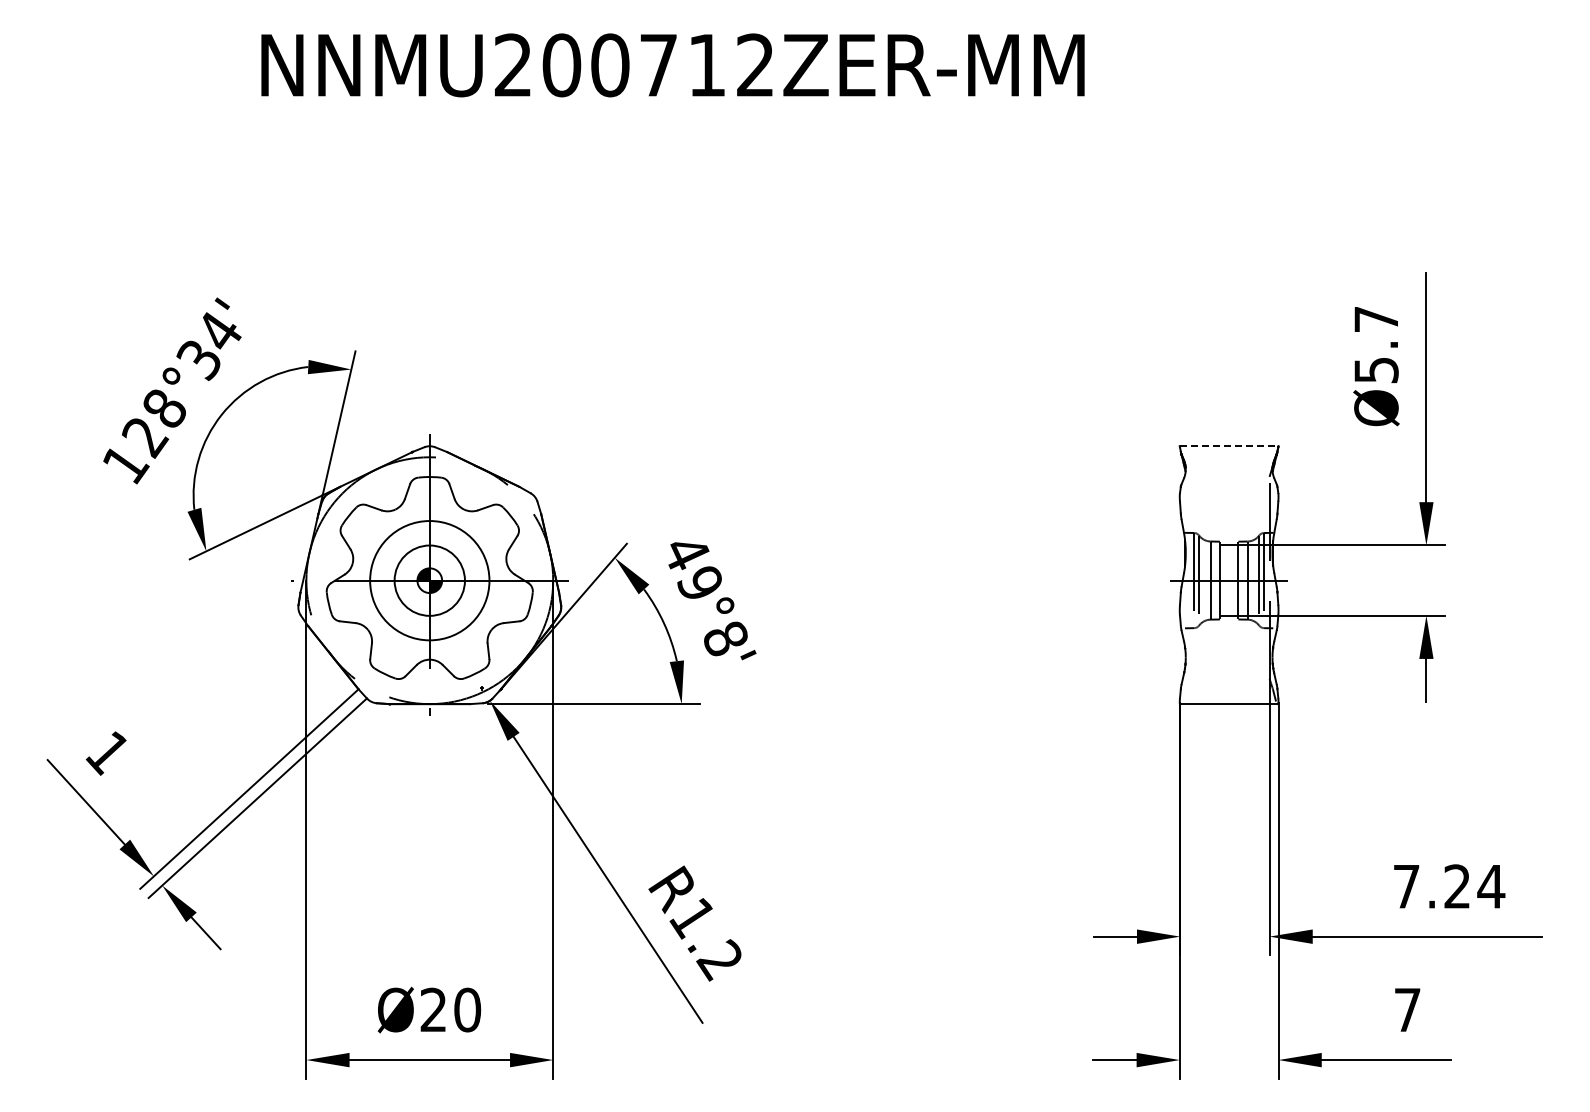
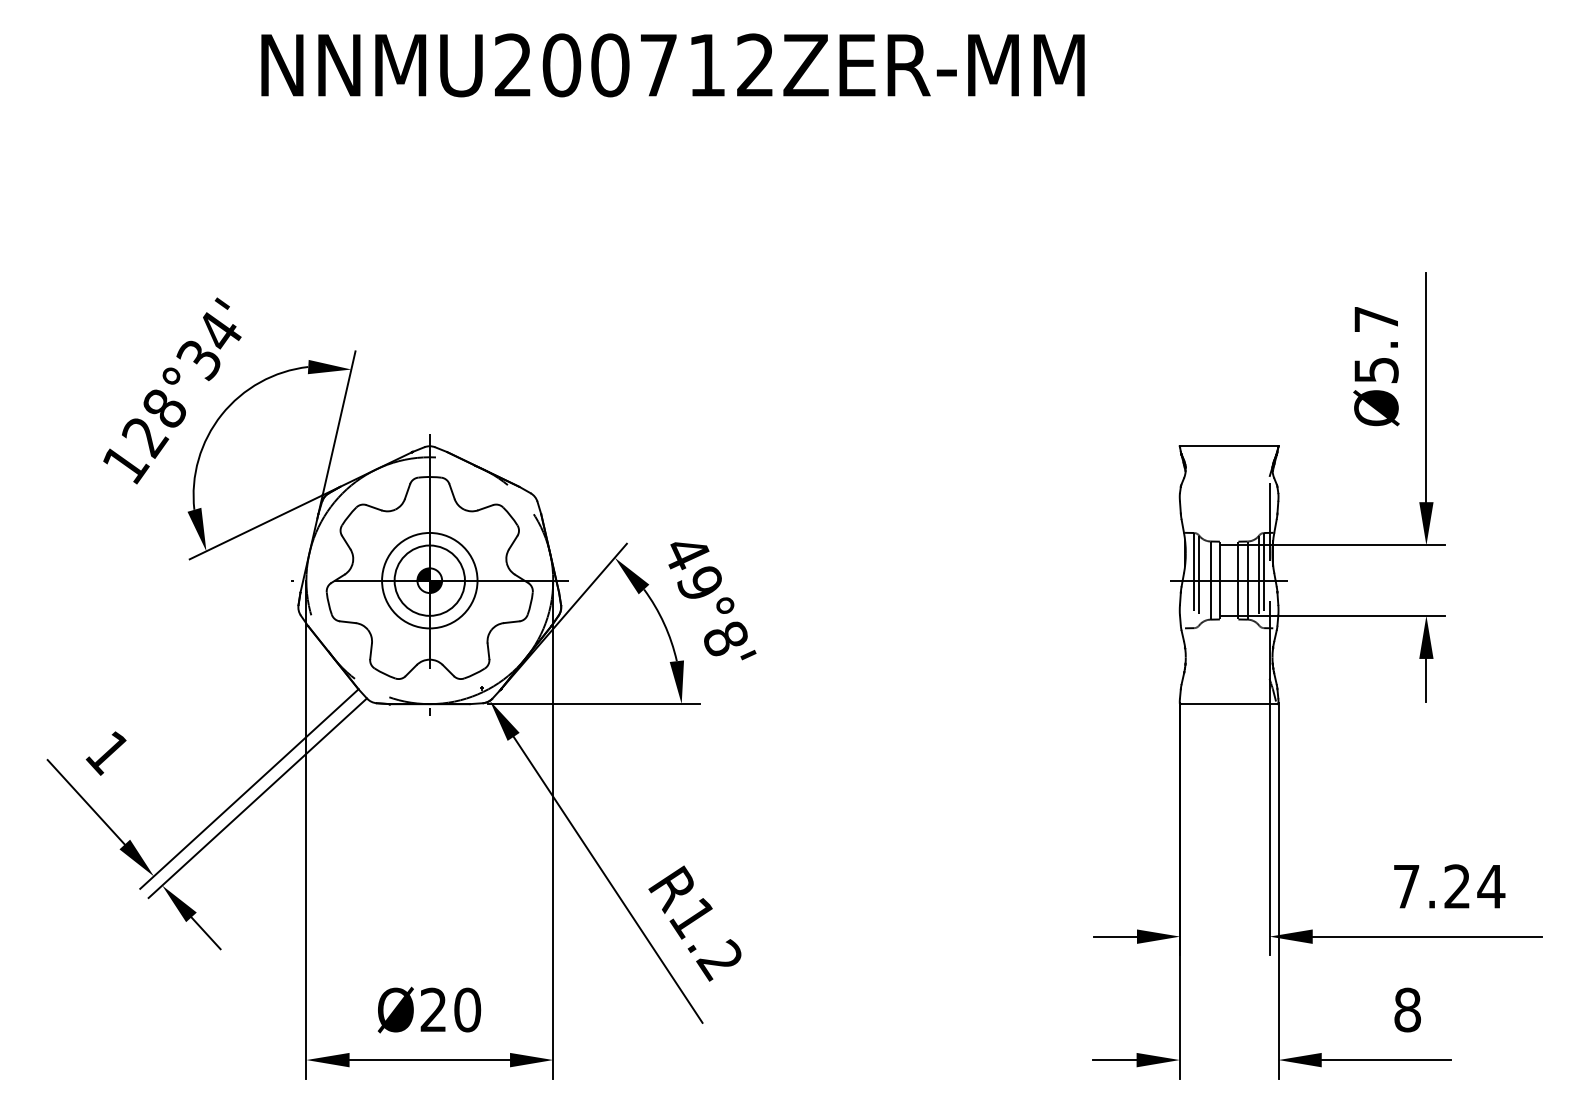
line: dashed -> solid (1229, 446)
circle diameter: 119 px -> 95 px (429, 580)
text: 7 -> 8 (1407, 1009)
